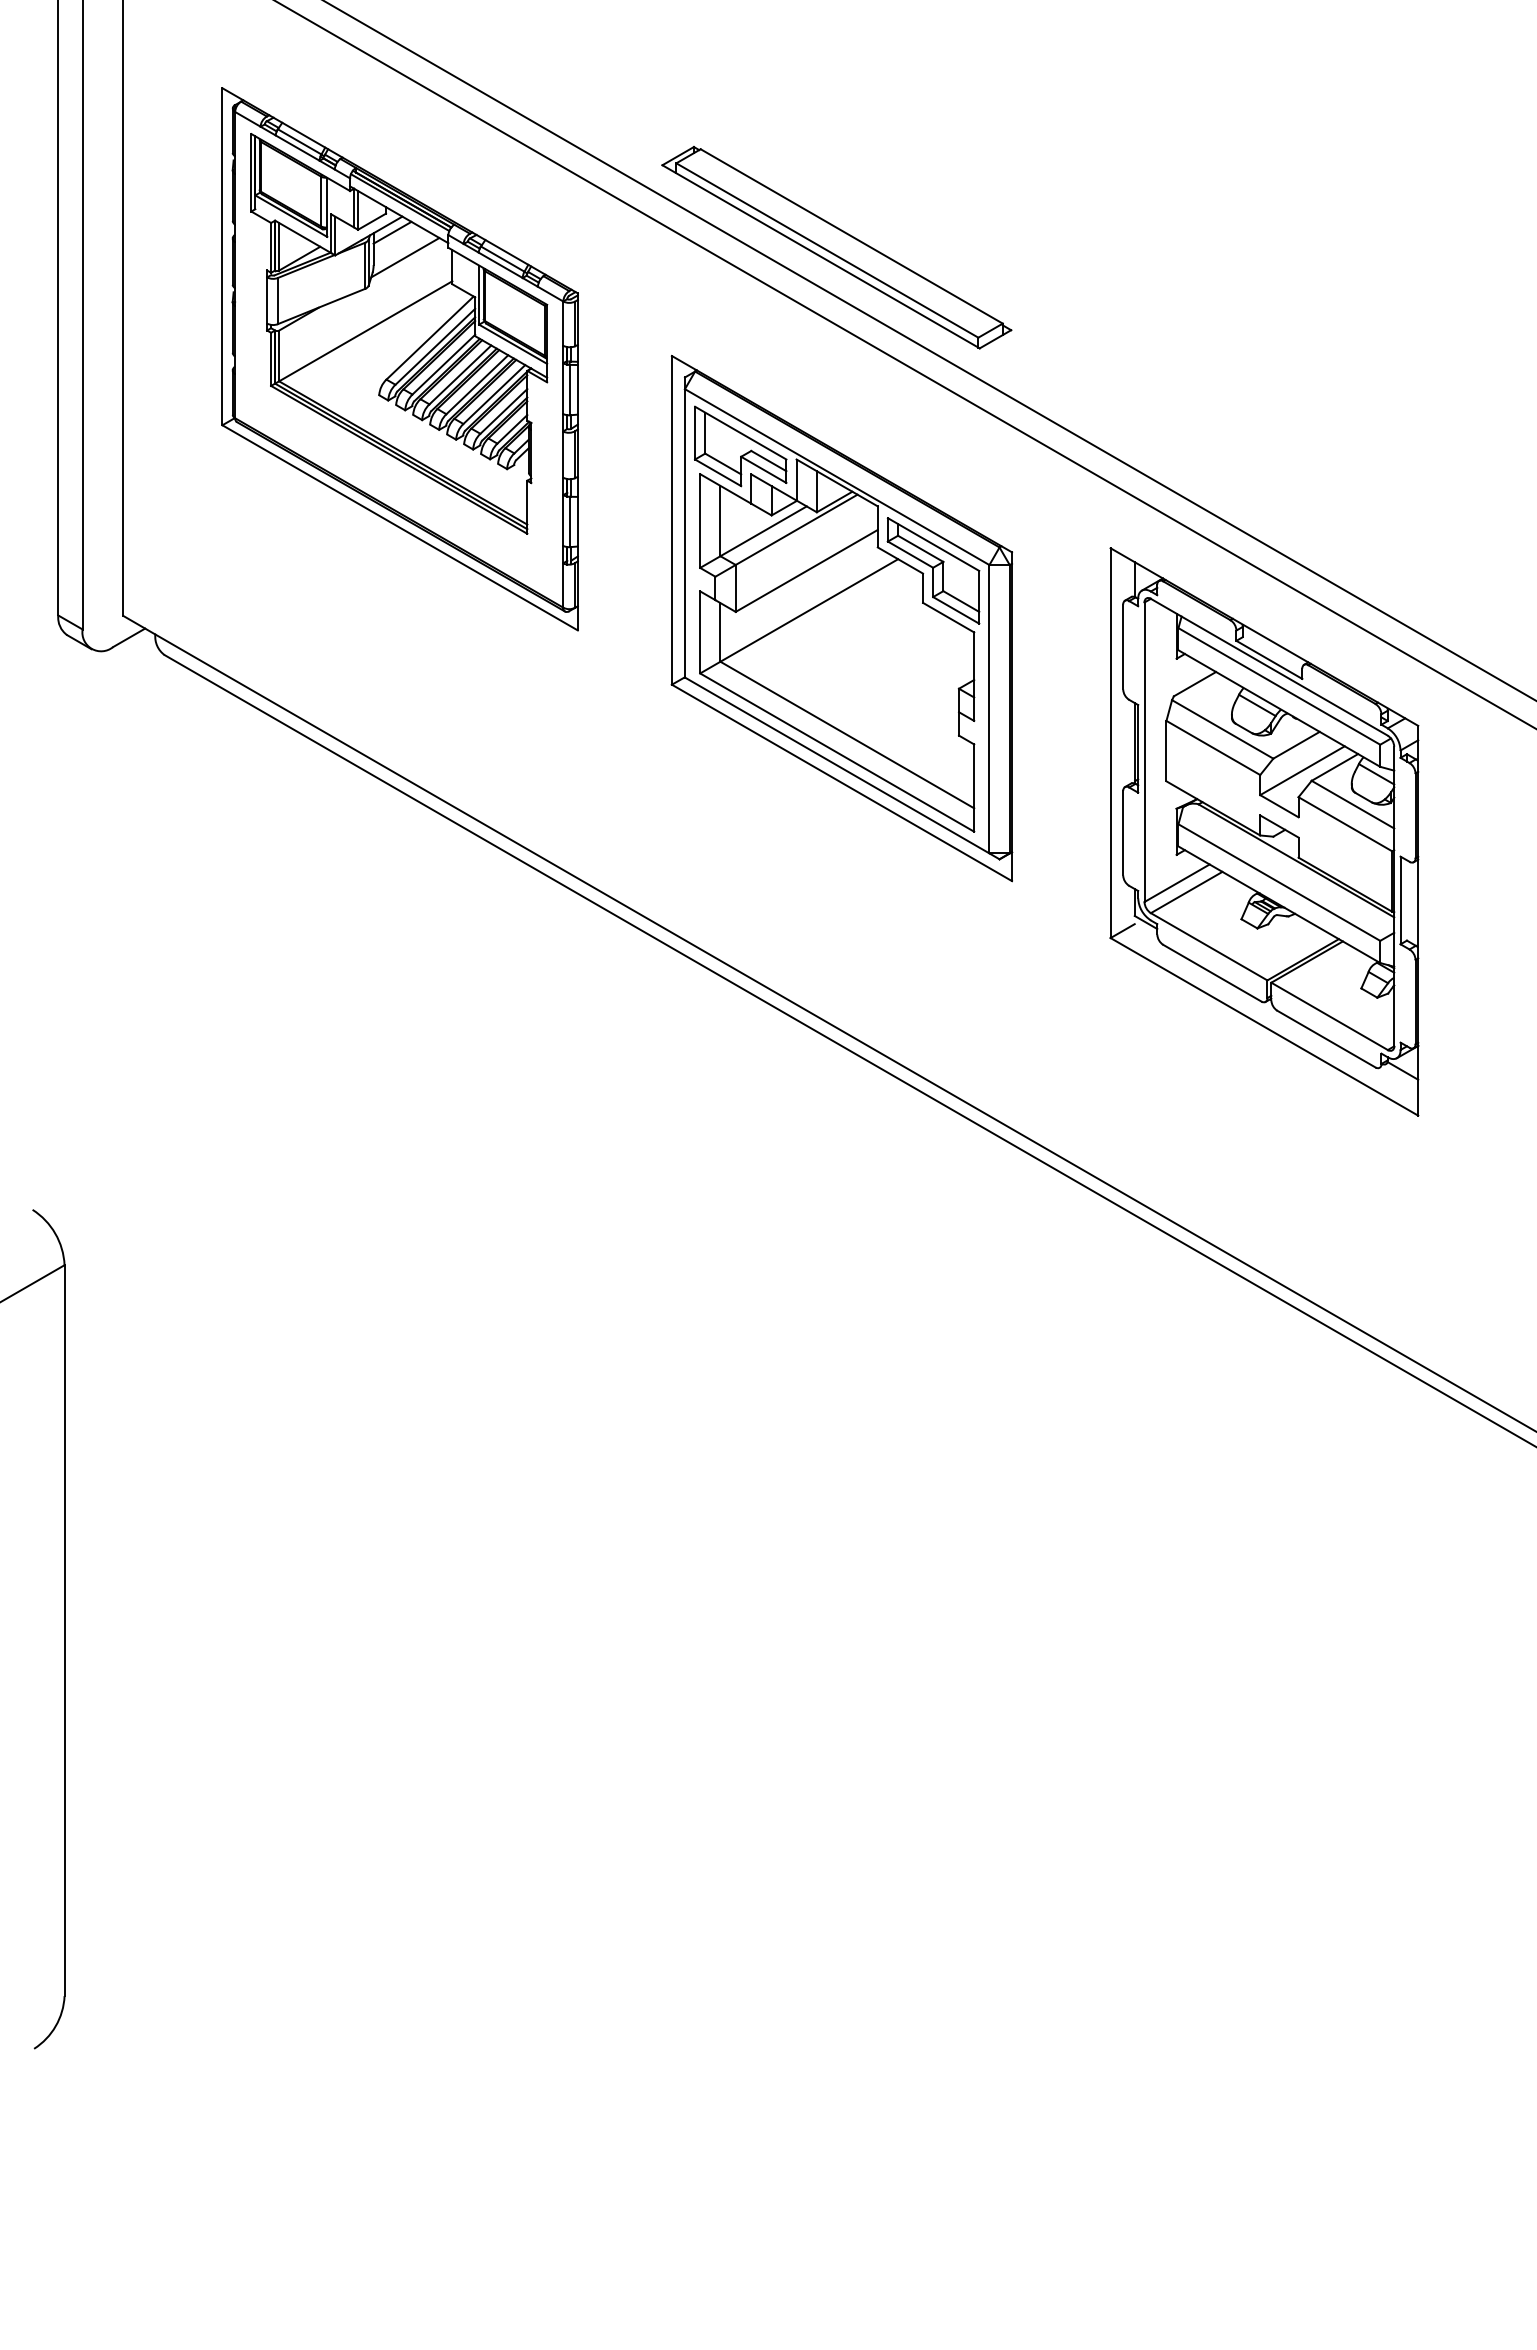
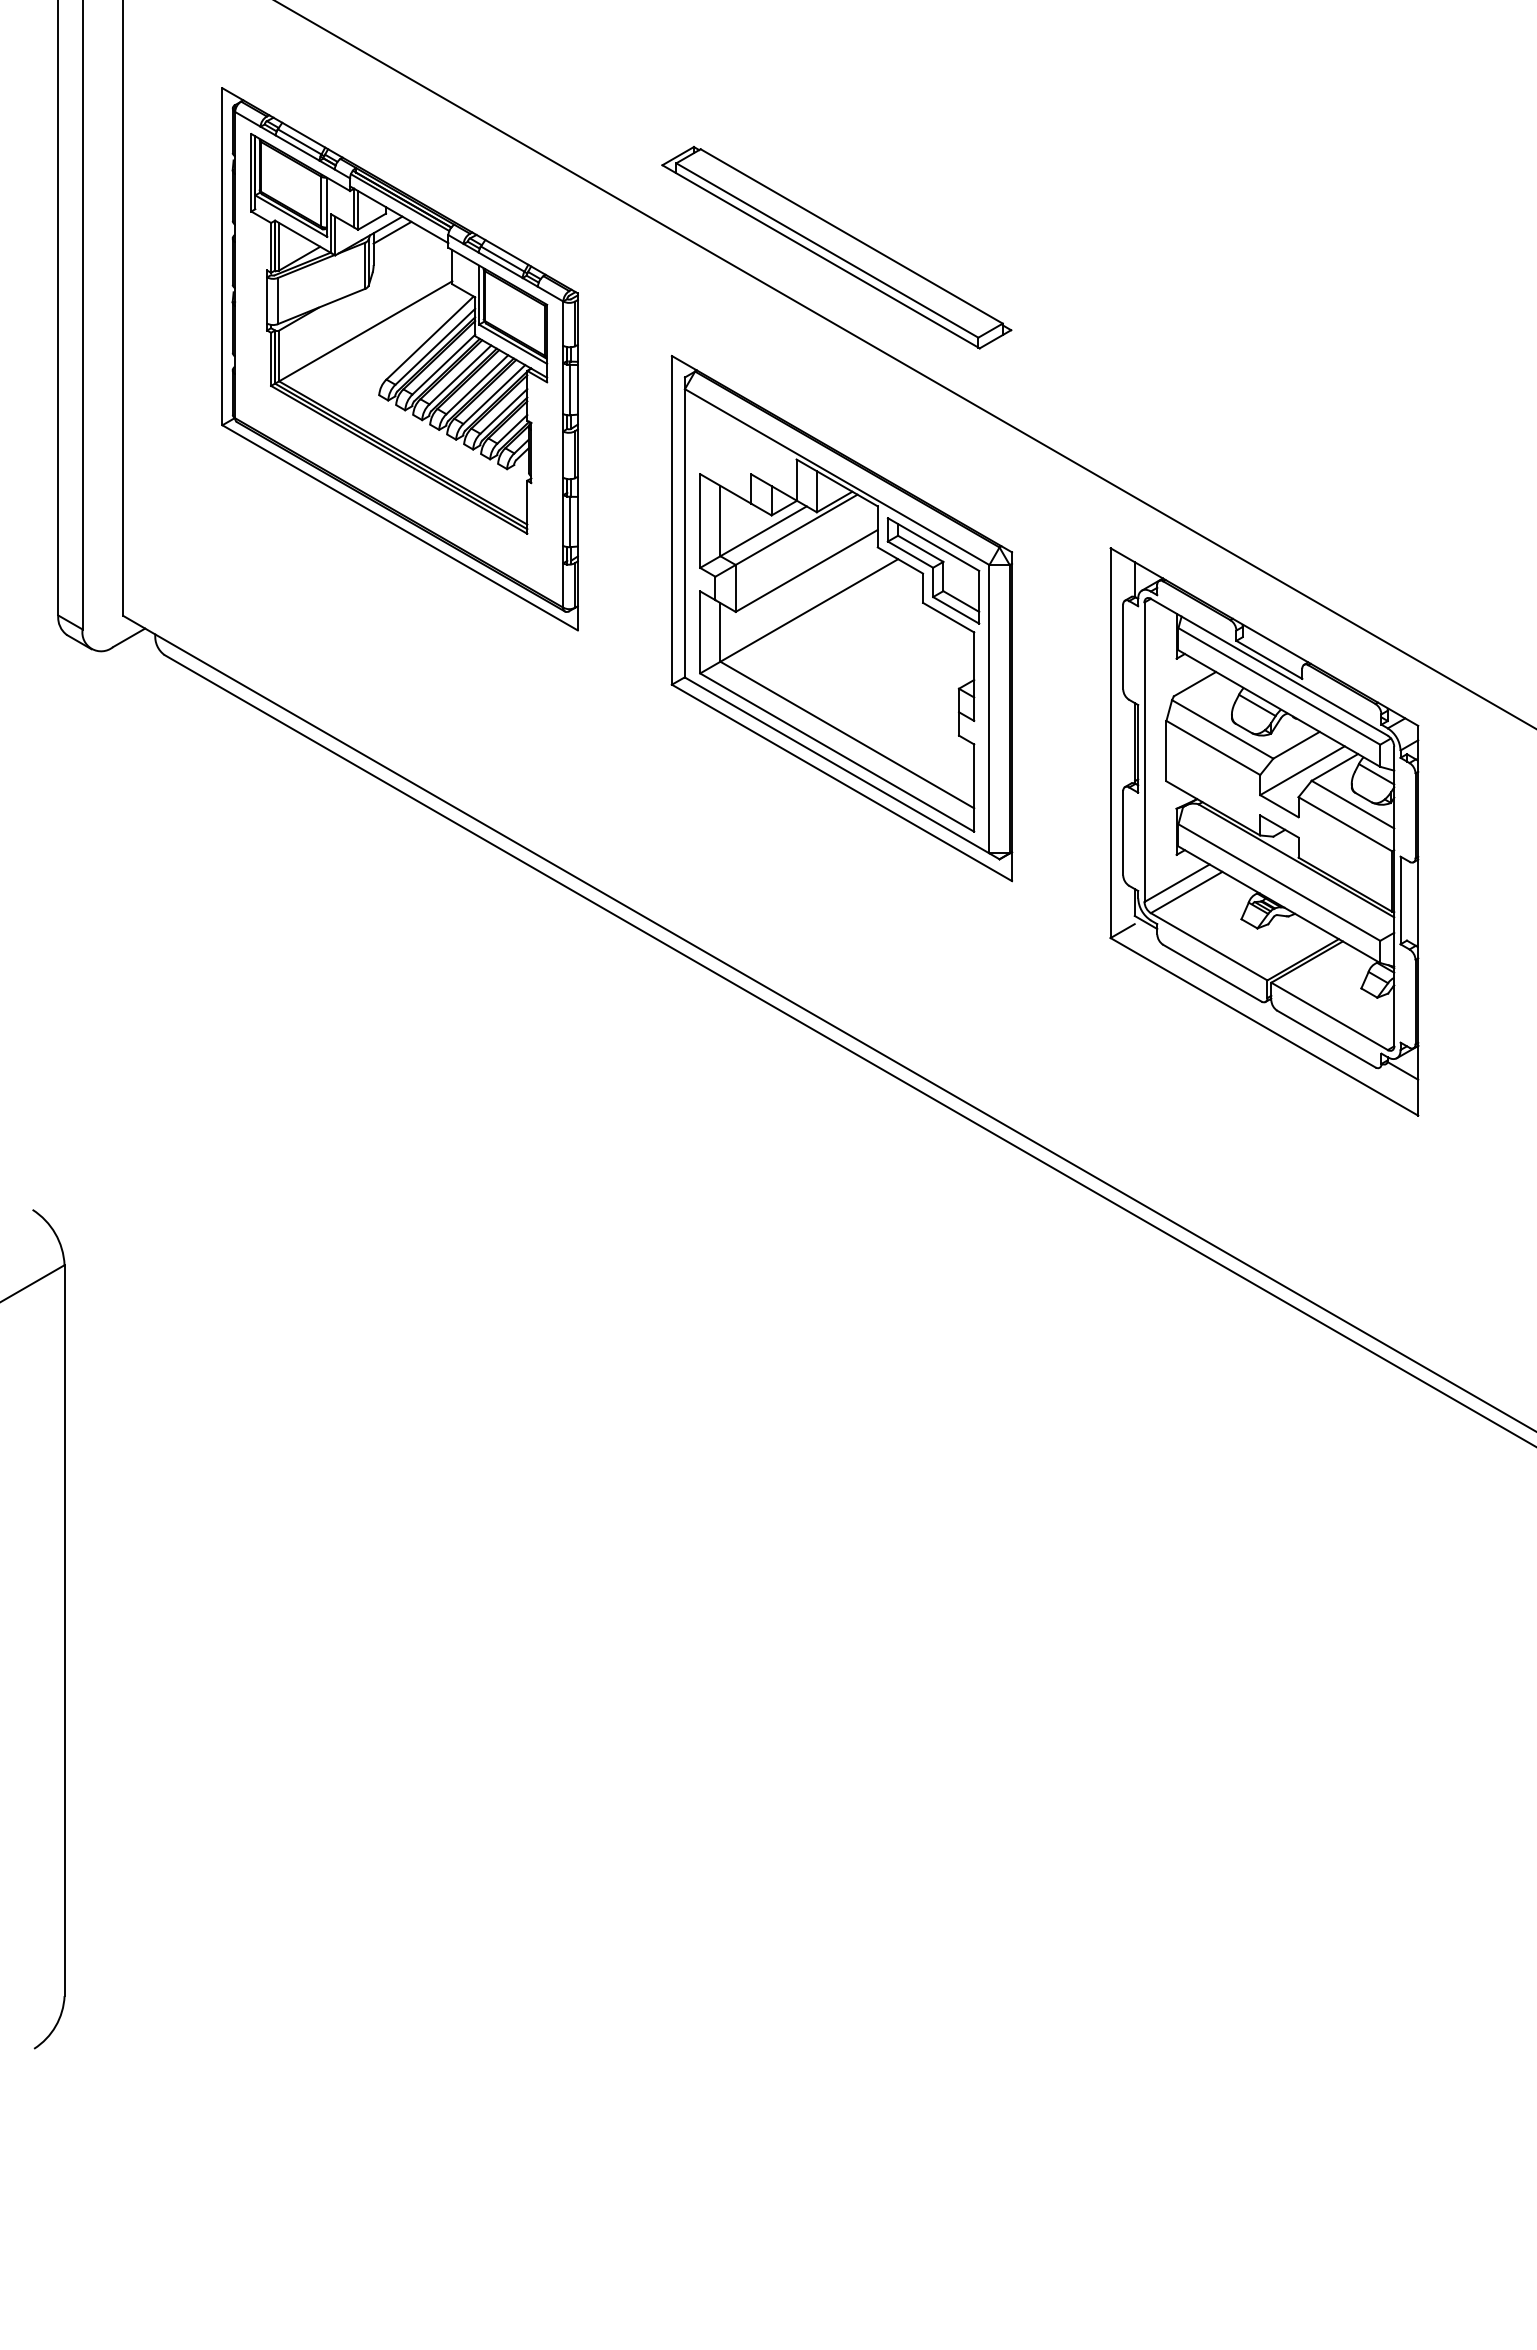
line: present -> none (405, 257)
line: present -> none (929, 350)
part: present -> none (740, 446)
